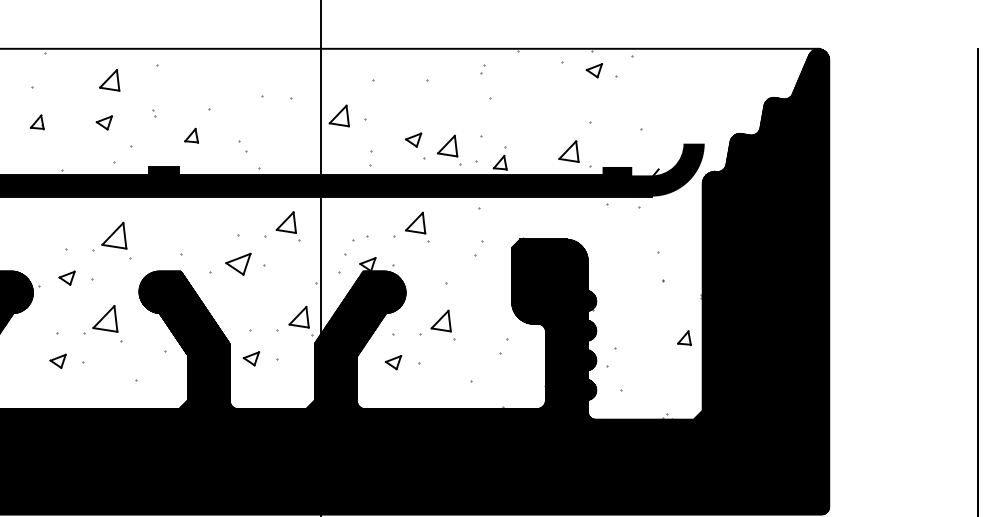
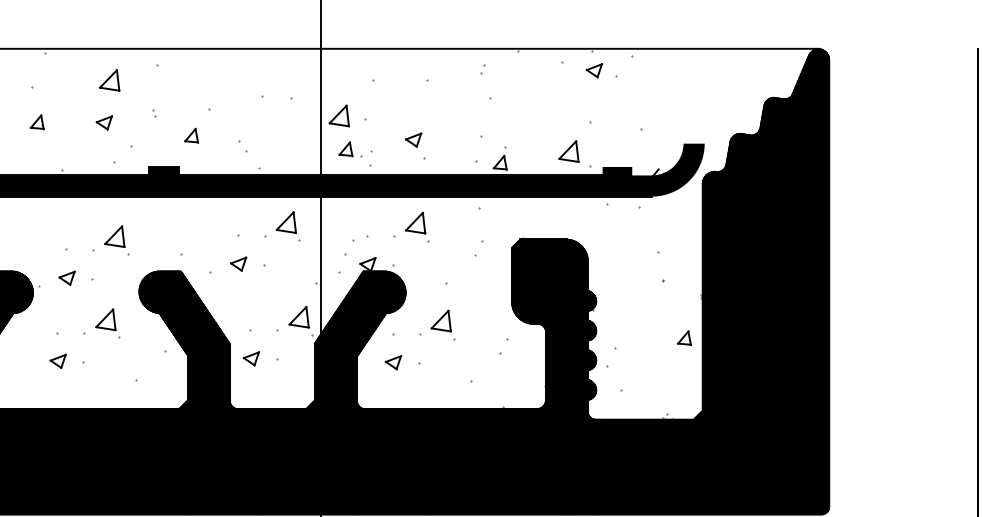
part: none -> present (350, 149)
part: present -> none (449, 149)
part size: 31x39 px -> 26x31 px (116, 240)
part size: 27x24 px -> 18x16 px (238, 263)
part size: 31x38 px -> 26x31 px (107, 323)
